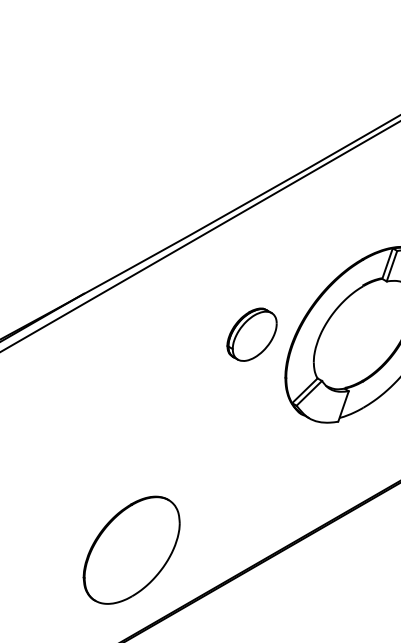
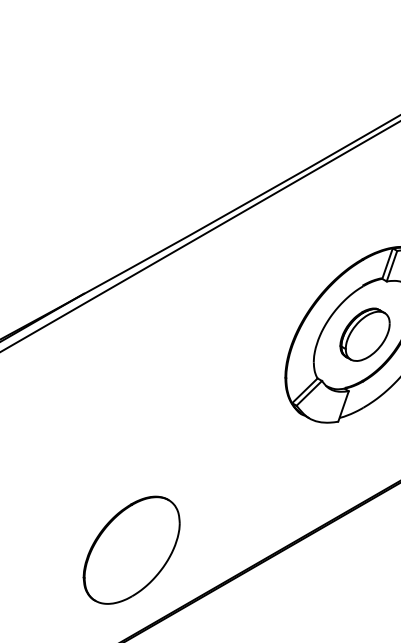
part position: (251, 334) -> (364, 334) (364, 334)
